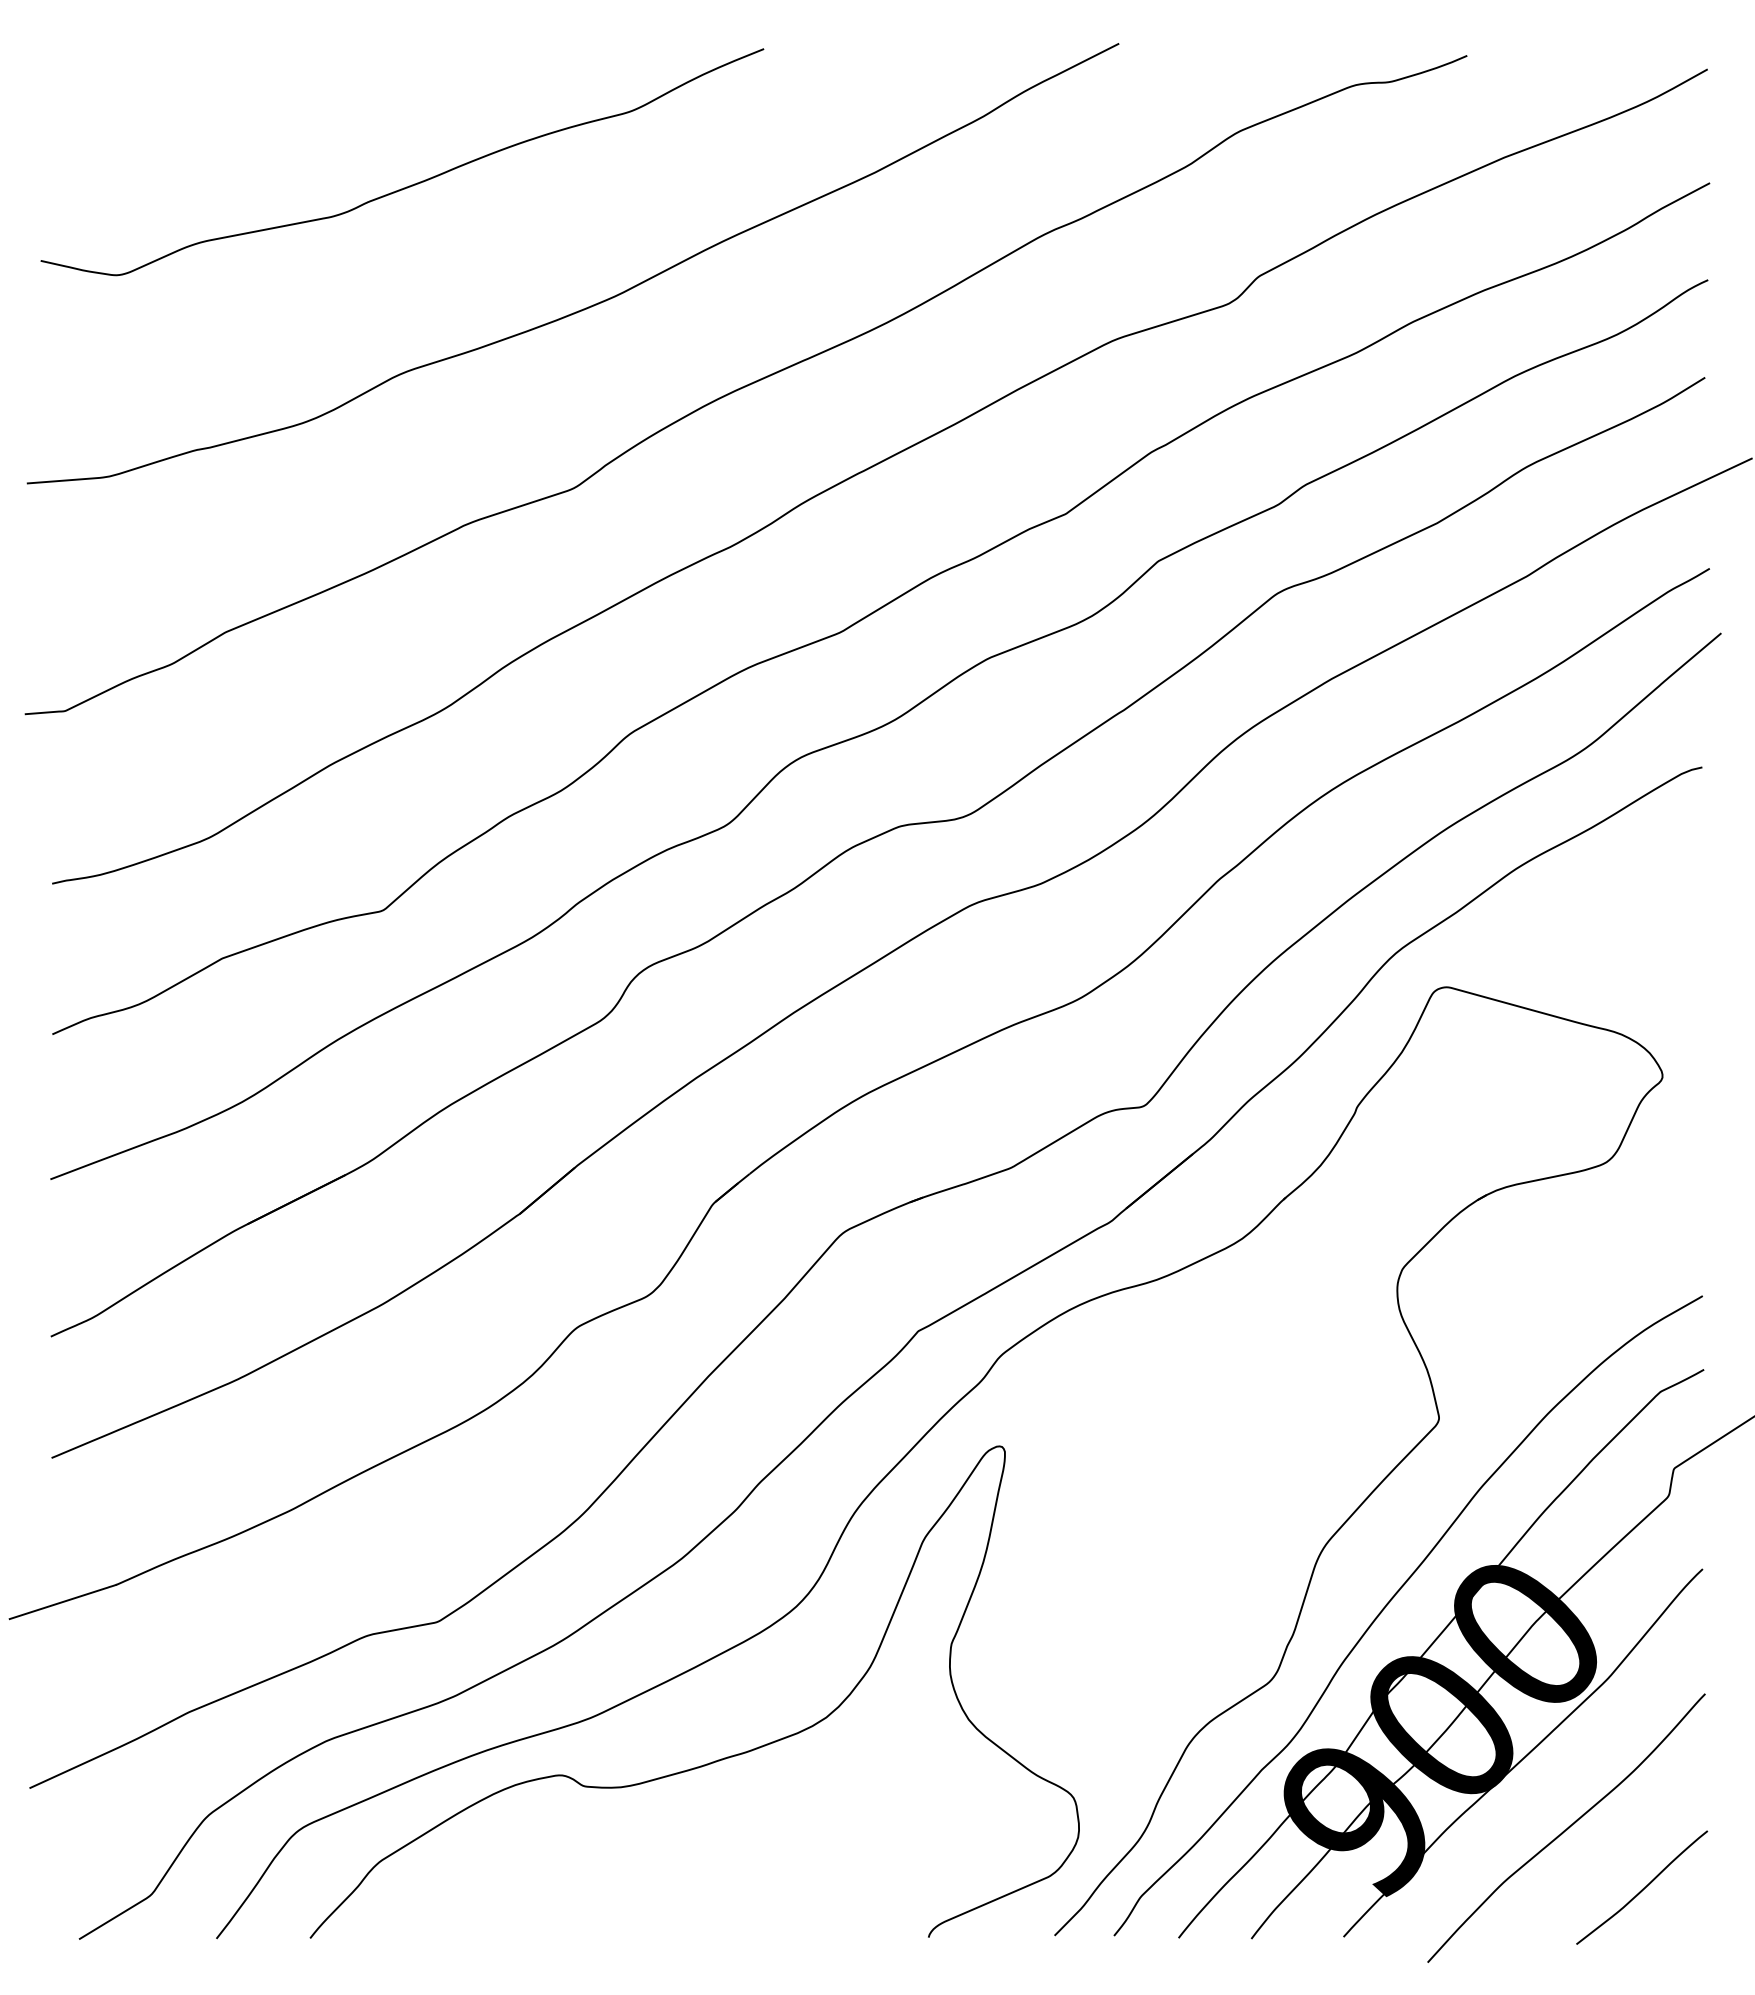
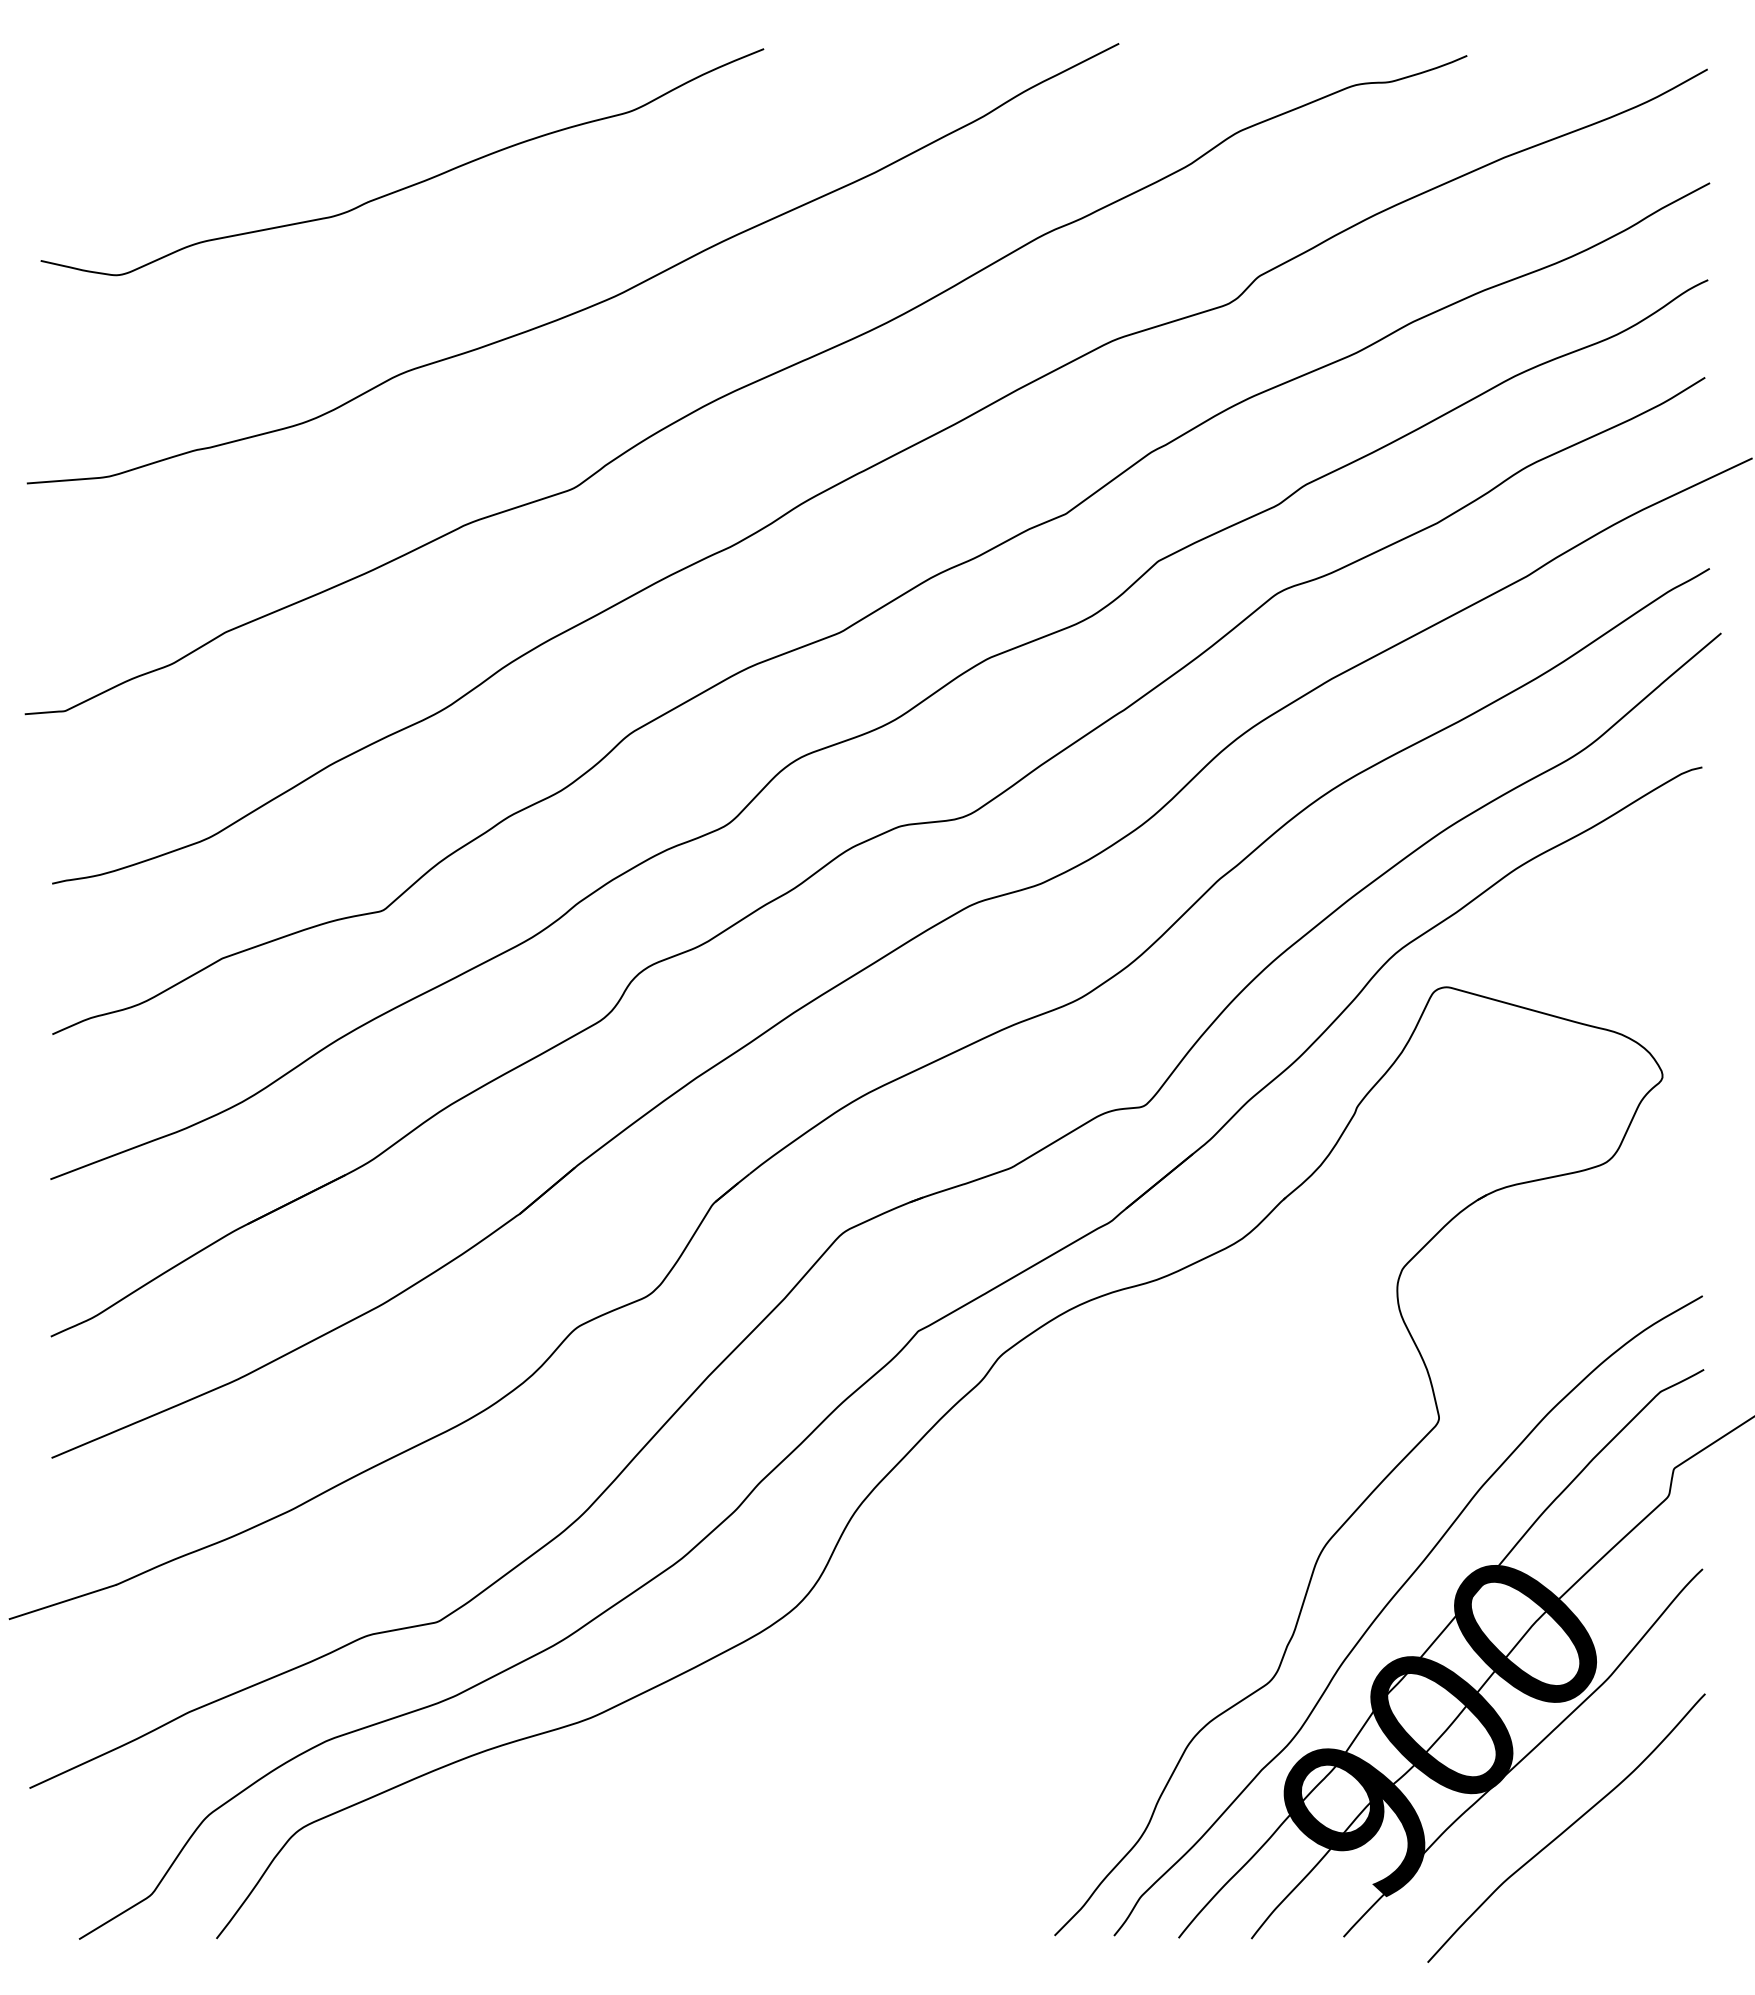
curve: present -> none (718, 1759)
curve: present -> none (1643, 1887)
